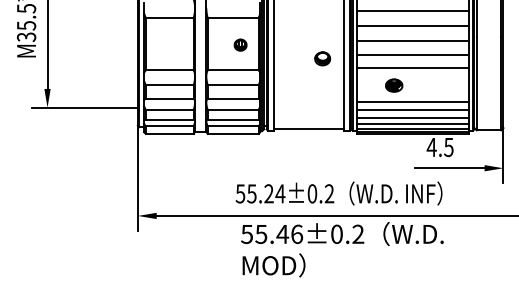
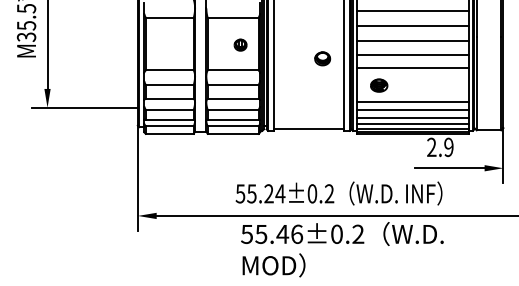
part position: (394, 85) -> (379, 85) (379, 85)
text: 4.5 -> 2.9 (439, 146)
